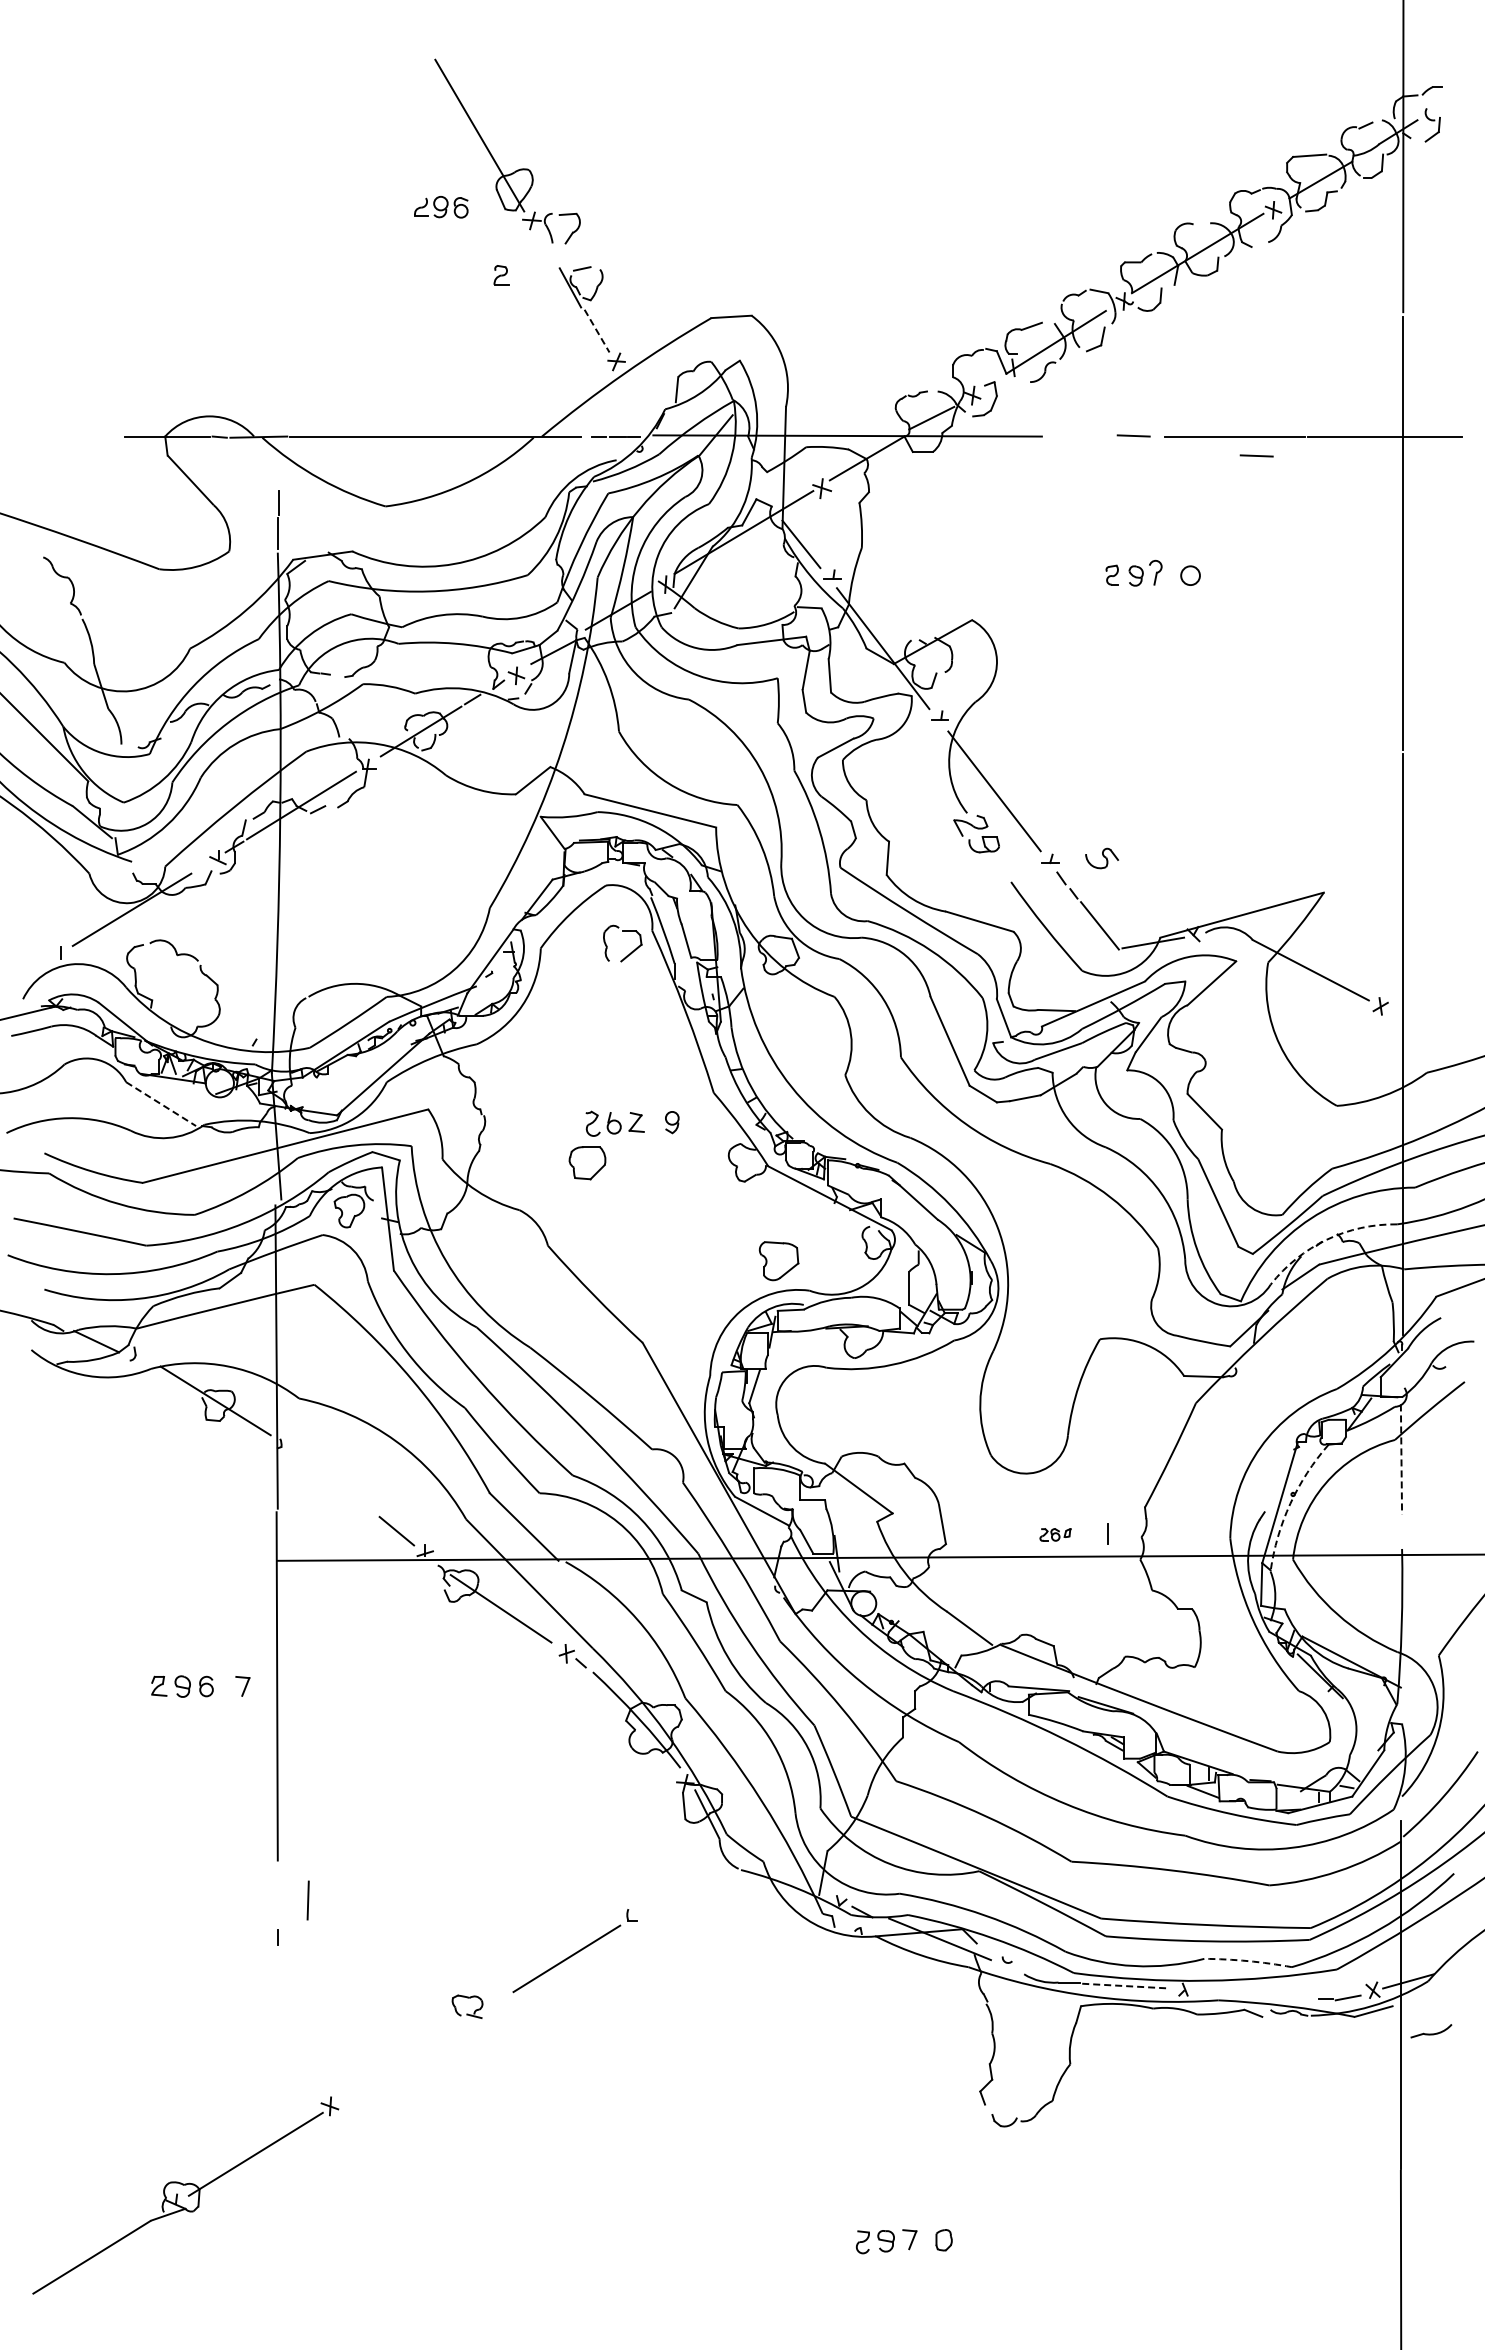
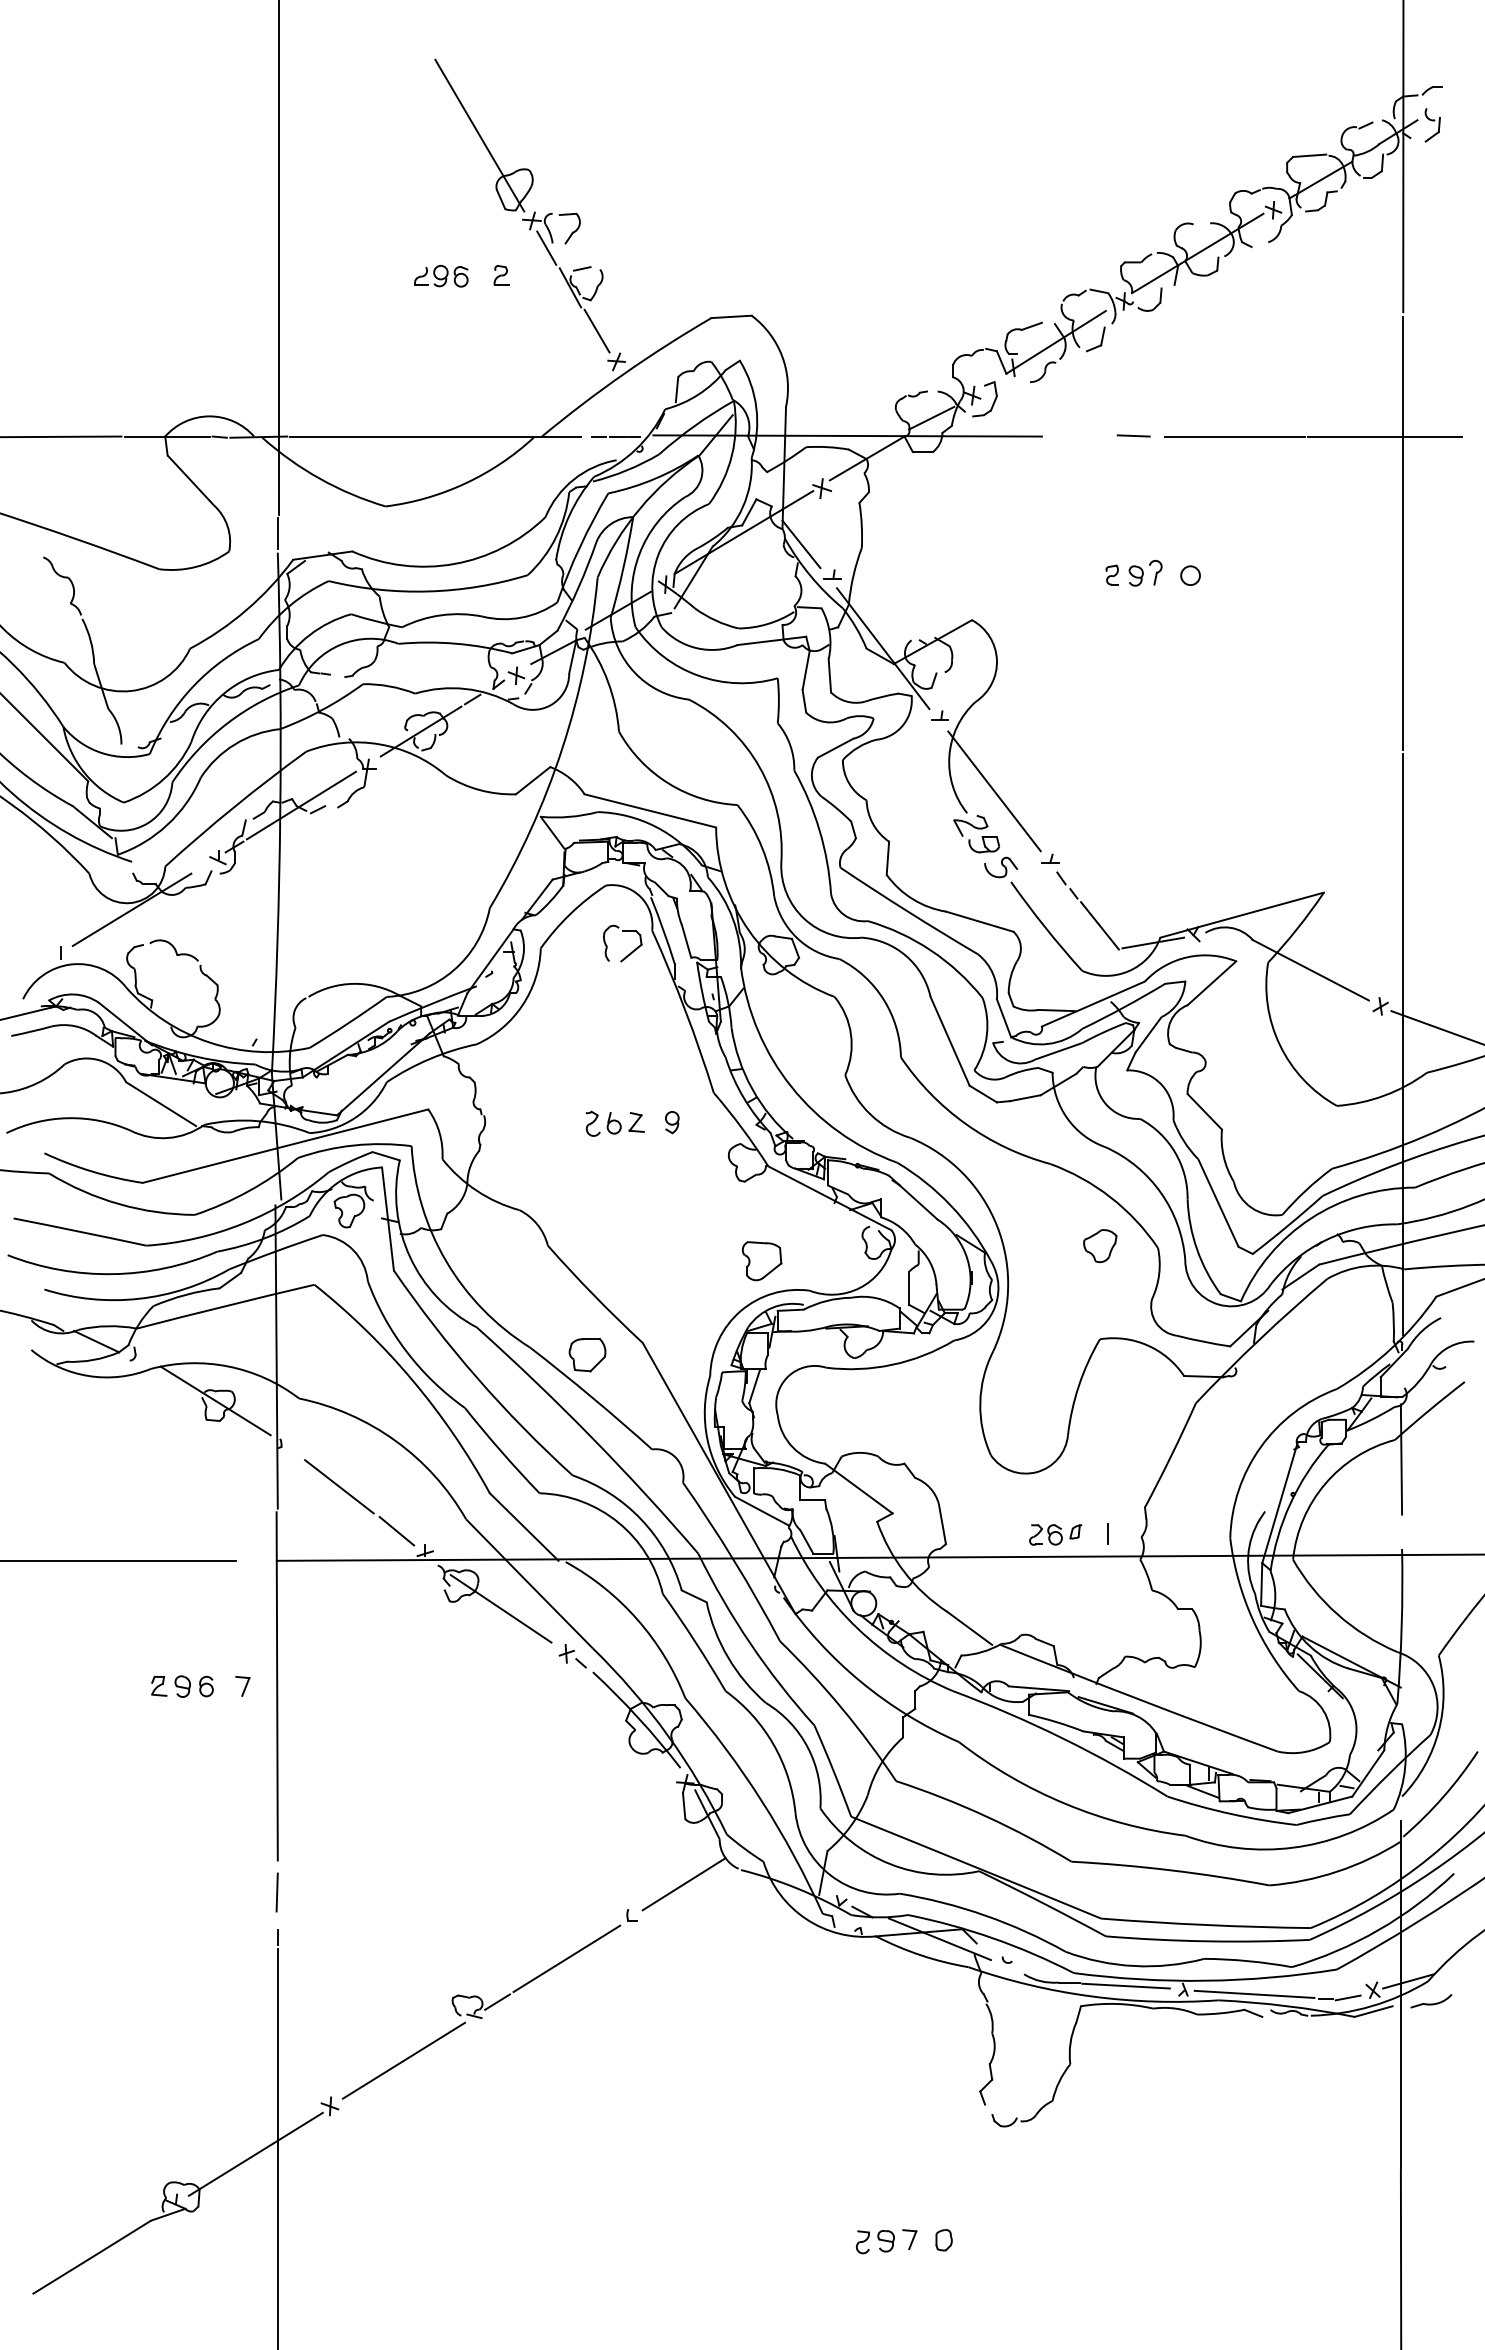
part position: (441, 207) -> (441, 276) (441, 276)
line: none -> present (278, 245)
line: none -> present (546, 247)
line: dashed -> solid (597, 331)
line: none -> present (61, 436)
line: present -> none (1256, 455)
part position: (1101, 858) -> (1000, 867) (1000, 867)
line: none -> present (1436, 1027)
line: dashed -> solid (161, 1104)
part position: (587, 1163) -> (587, 1355) (587, 1355)
arc: dashed -> solid (1326, 1239)
part: none -> present (1100, 1246)
part position: (778, 1261) -> (761, 1261) (761, 1261)
line: dashed -> solid (1401, 1460)
line: none -> present (339, 1486)
arc: dashed -> solid (1290, 1503)
part size: 33x14 px -> 54x22 px (1055, 1534)
line: none -> present (119, 1560)
line: none -> present (683, 1884)
line position: (307, 1900) -> (276, 1892) (276, 1892)
arc: dashed -> solid (1248, 1961)
line: dashed -> solid (1126, 1986)
line: none -> present (1254, 1993)
line: none -> present (497, 2001)
part position: (1431, 2031) -> (1431, 2001) (1431, 2001)
line: none -> present (403, 2060)
line: none -> present (277, 2147)
